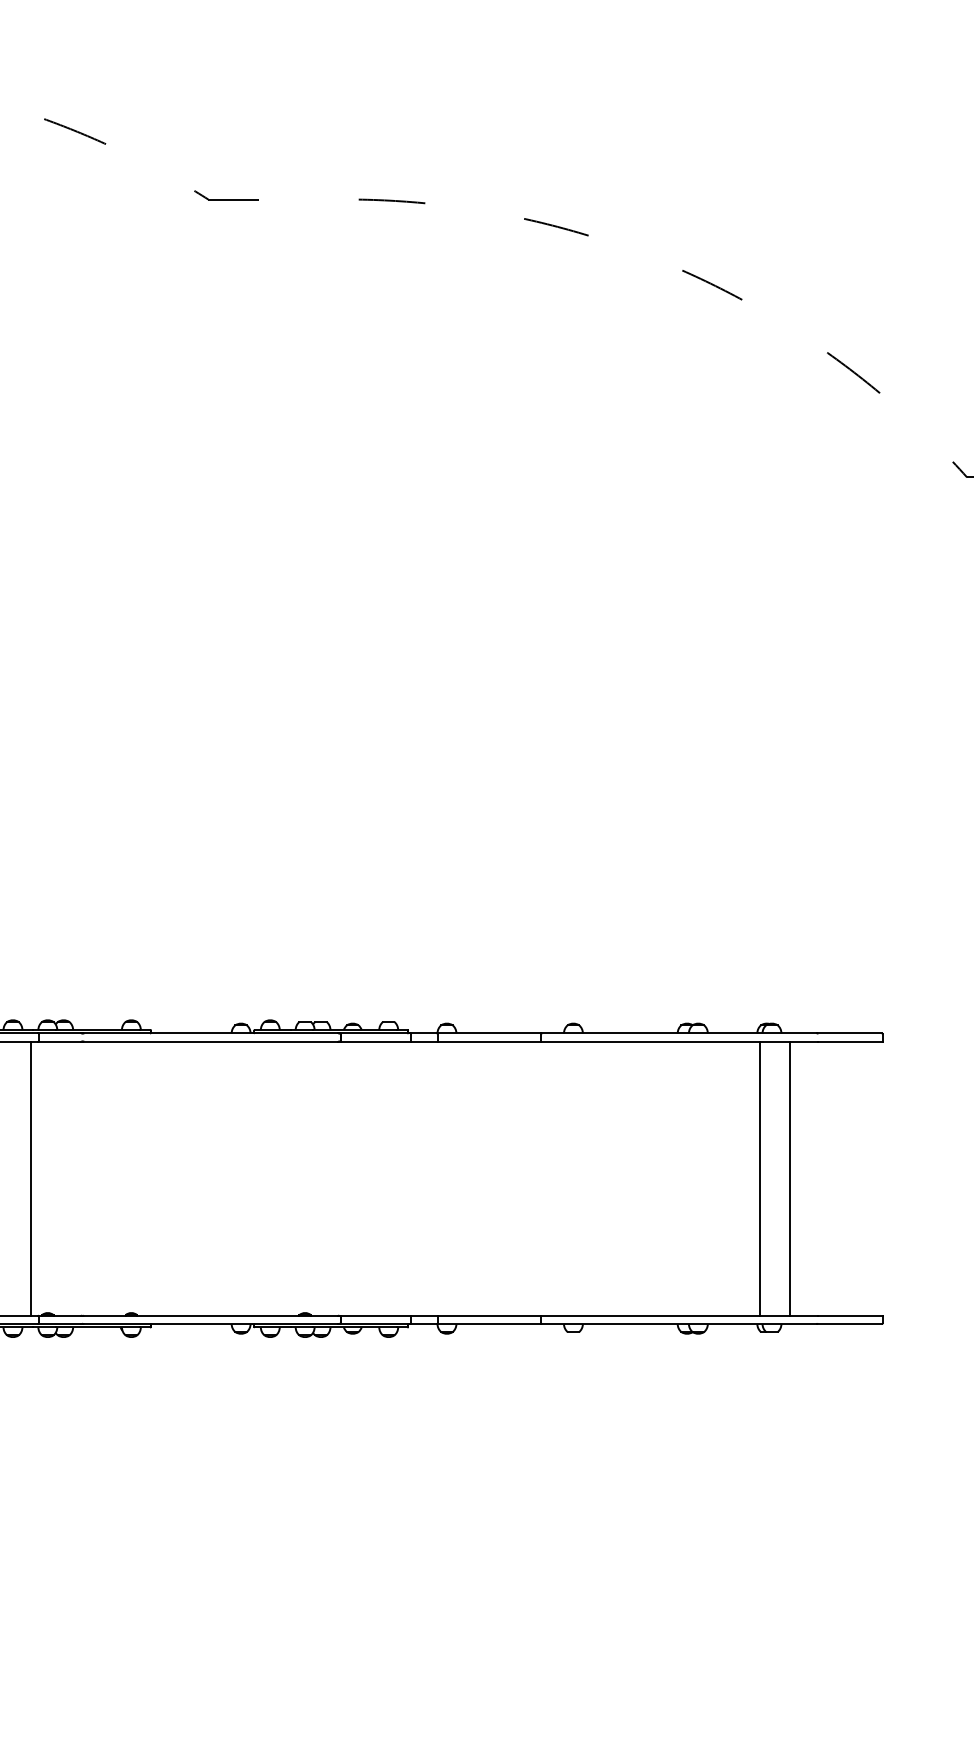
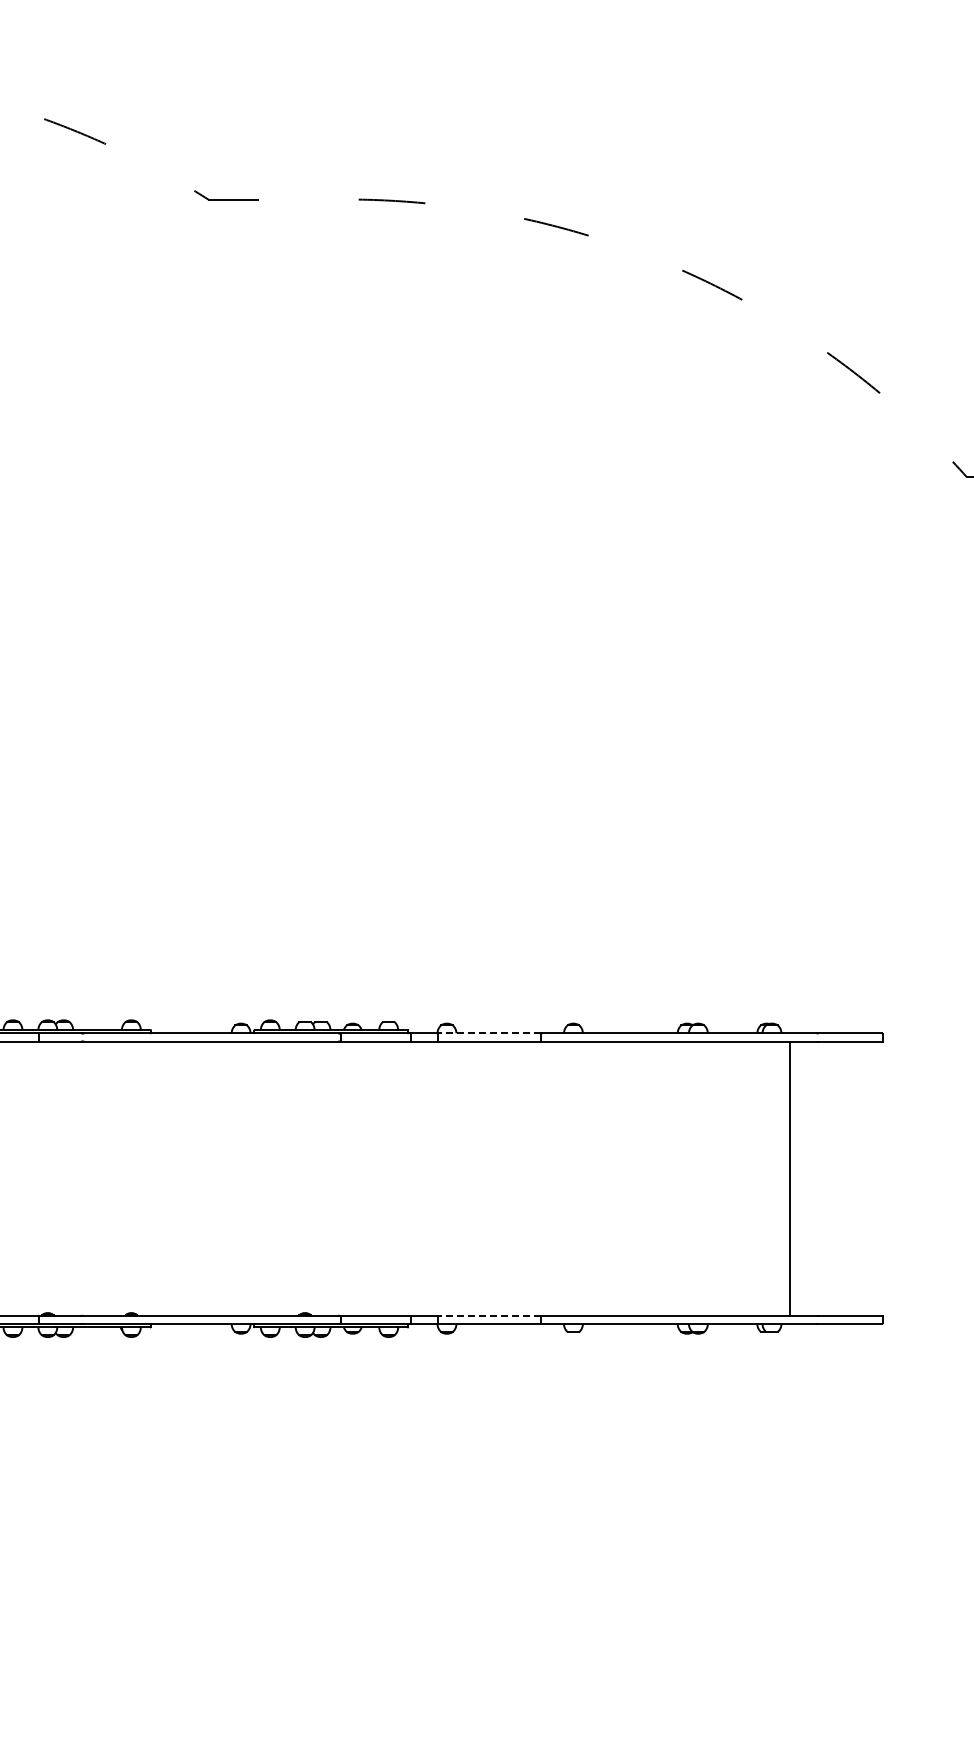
line: solid -> dashed (489, 1033)
line: present -> none (30, 1178)
line: present -> none (759, 1178)
line: solid -> dashed (489, 1315)
